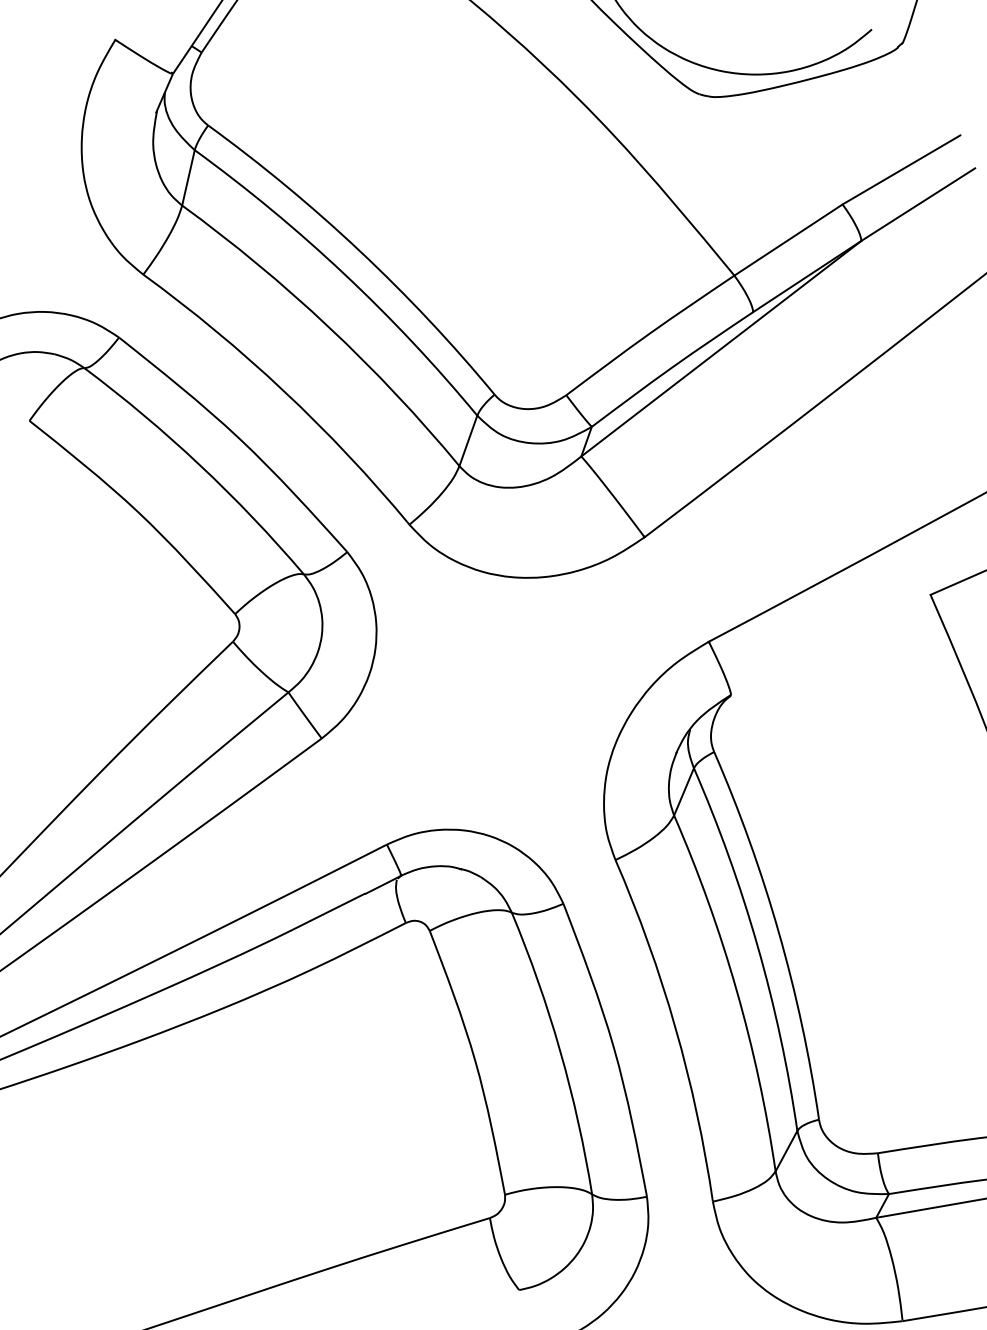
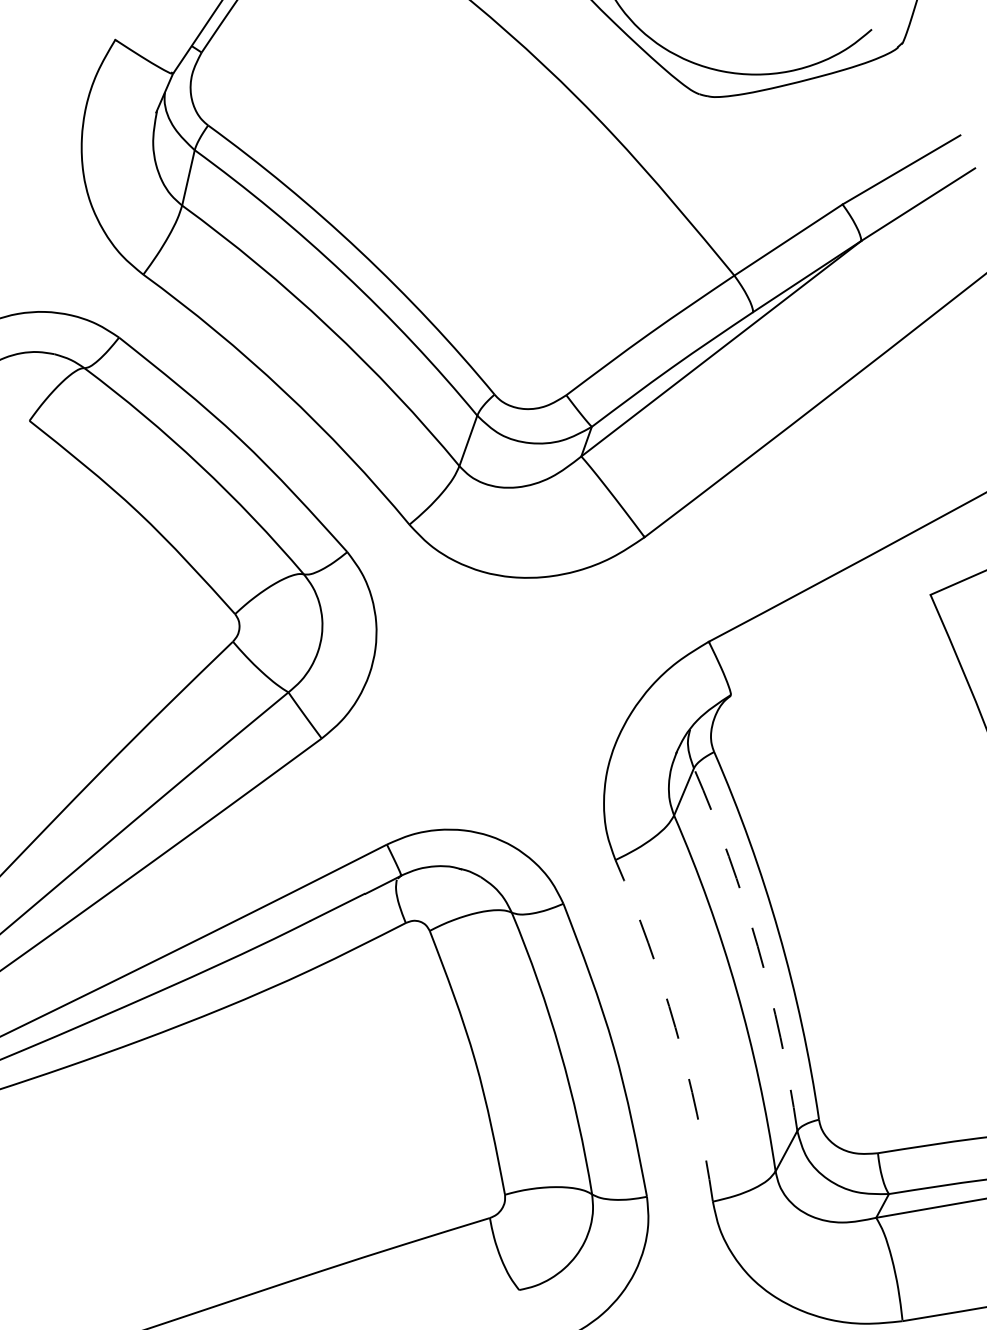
arc: solid -> dashed (757, 946)
arc: solid -> dashed (675, 1027)
